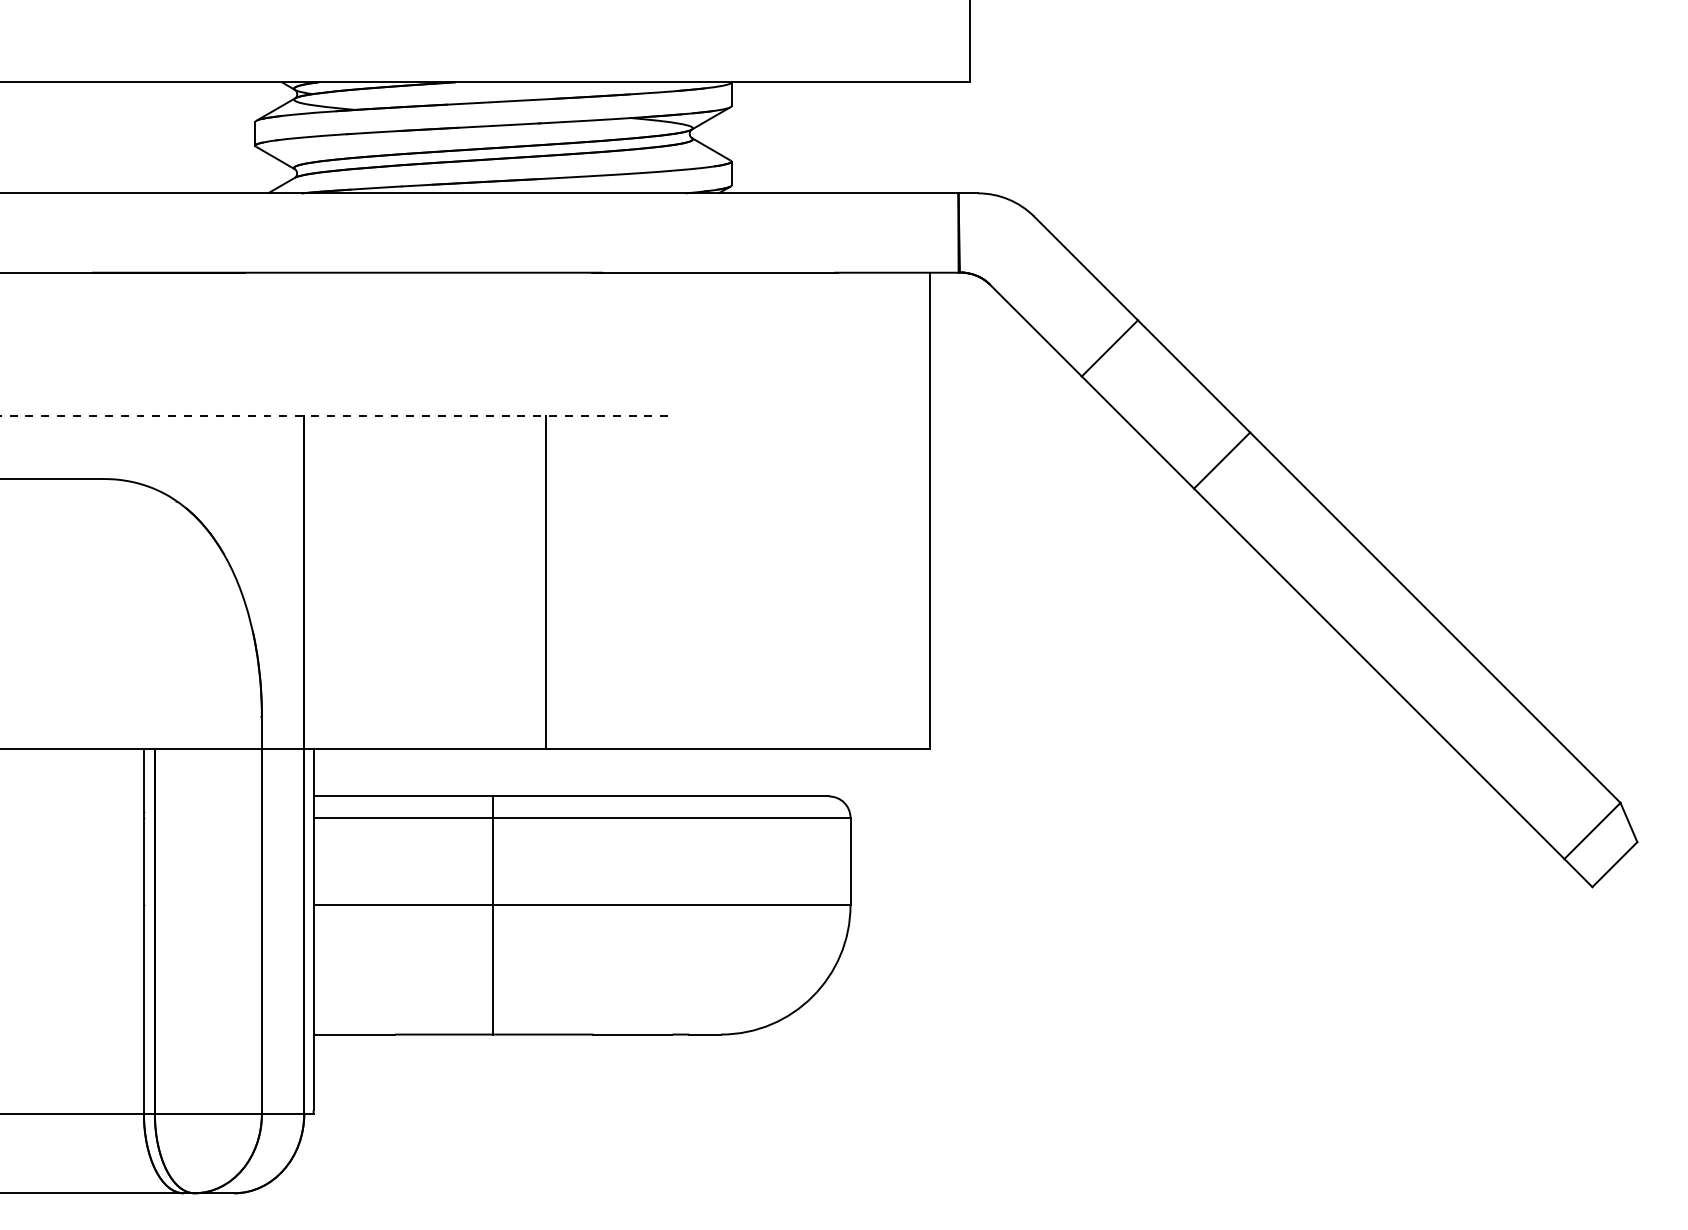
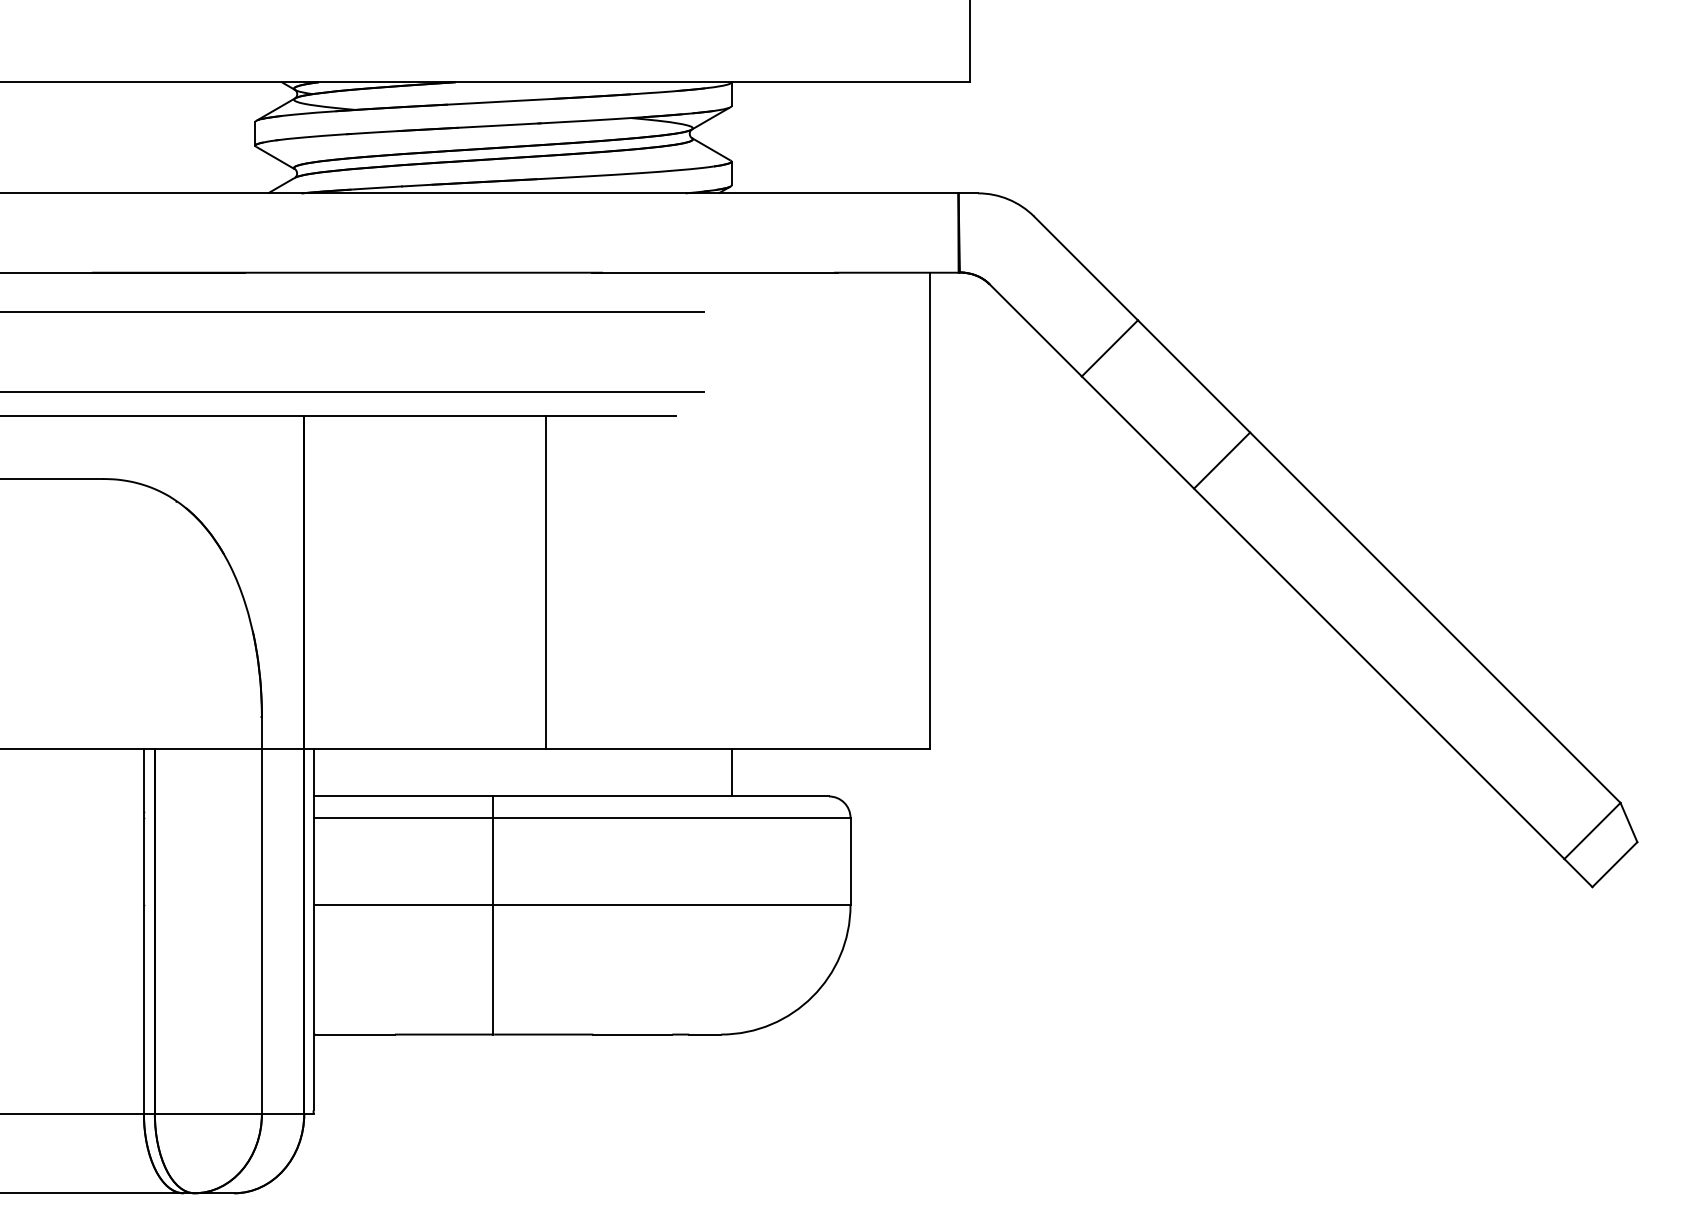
line: none -> present (353, 312)
line: none -> present (353, 391)
line: dashed -> solid (338, 415)
line: none -> present (731, 772)
